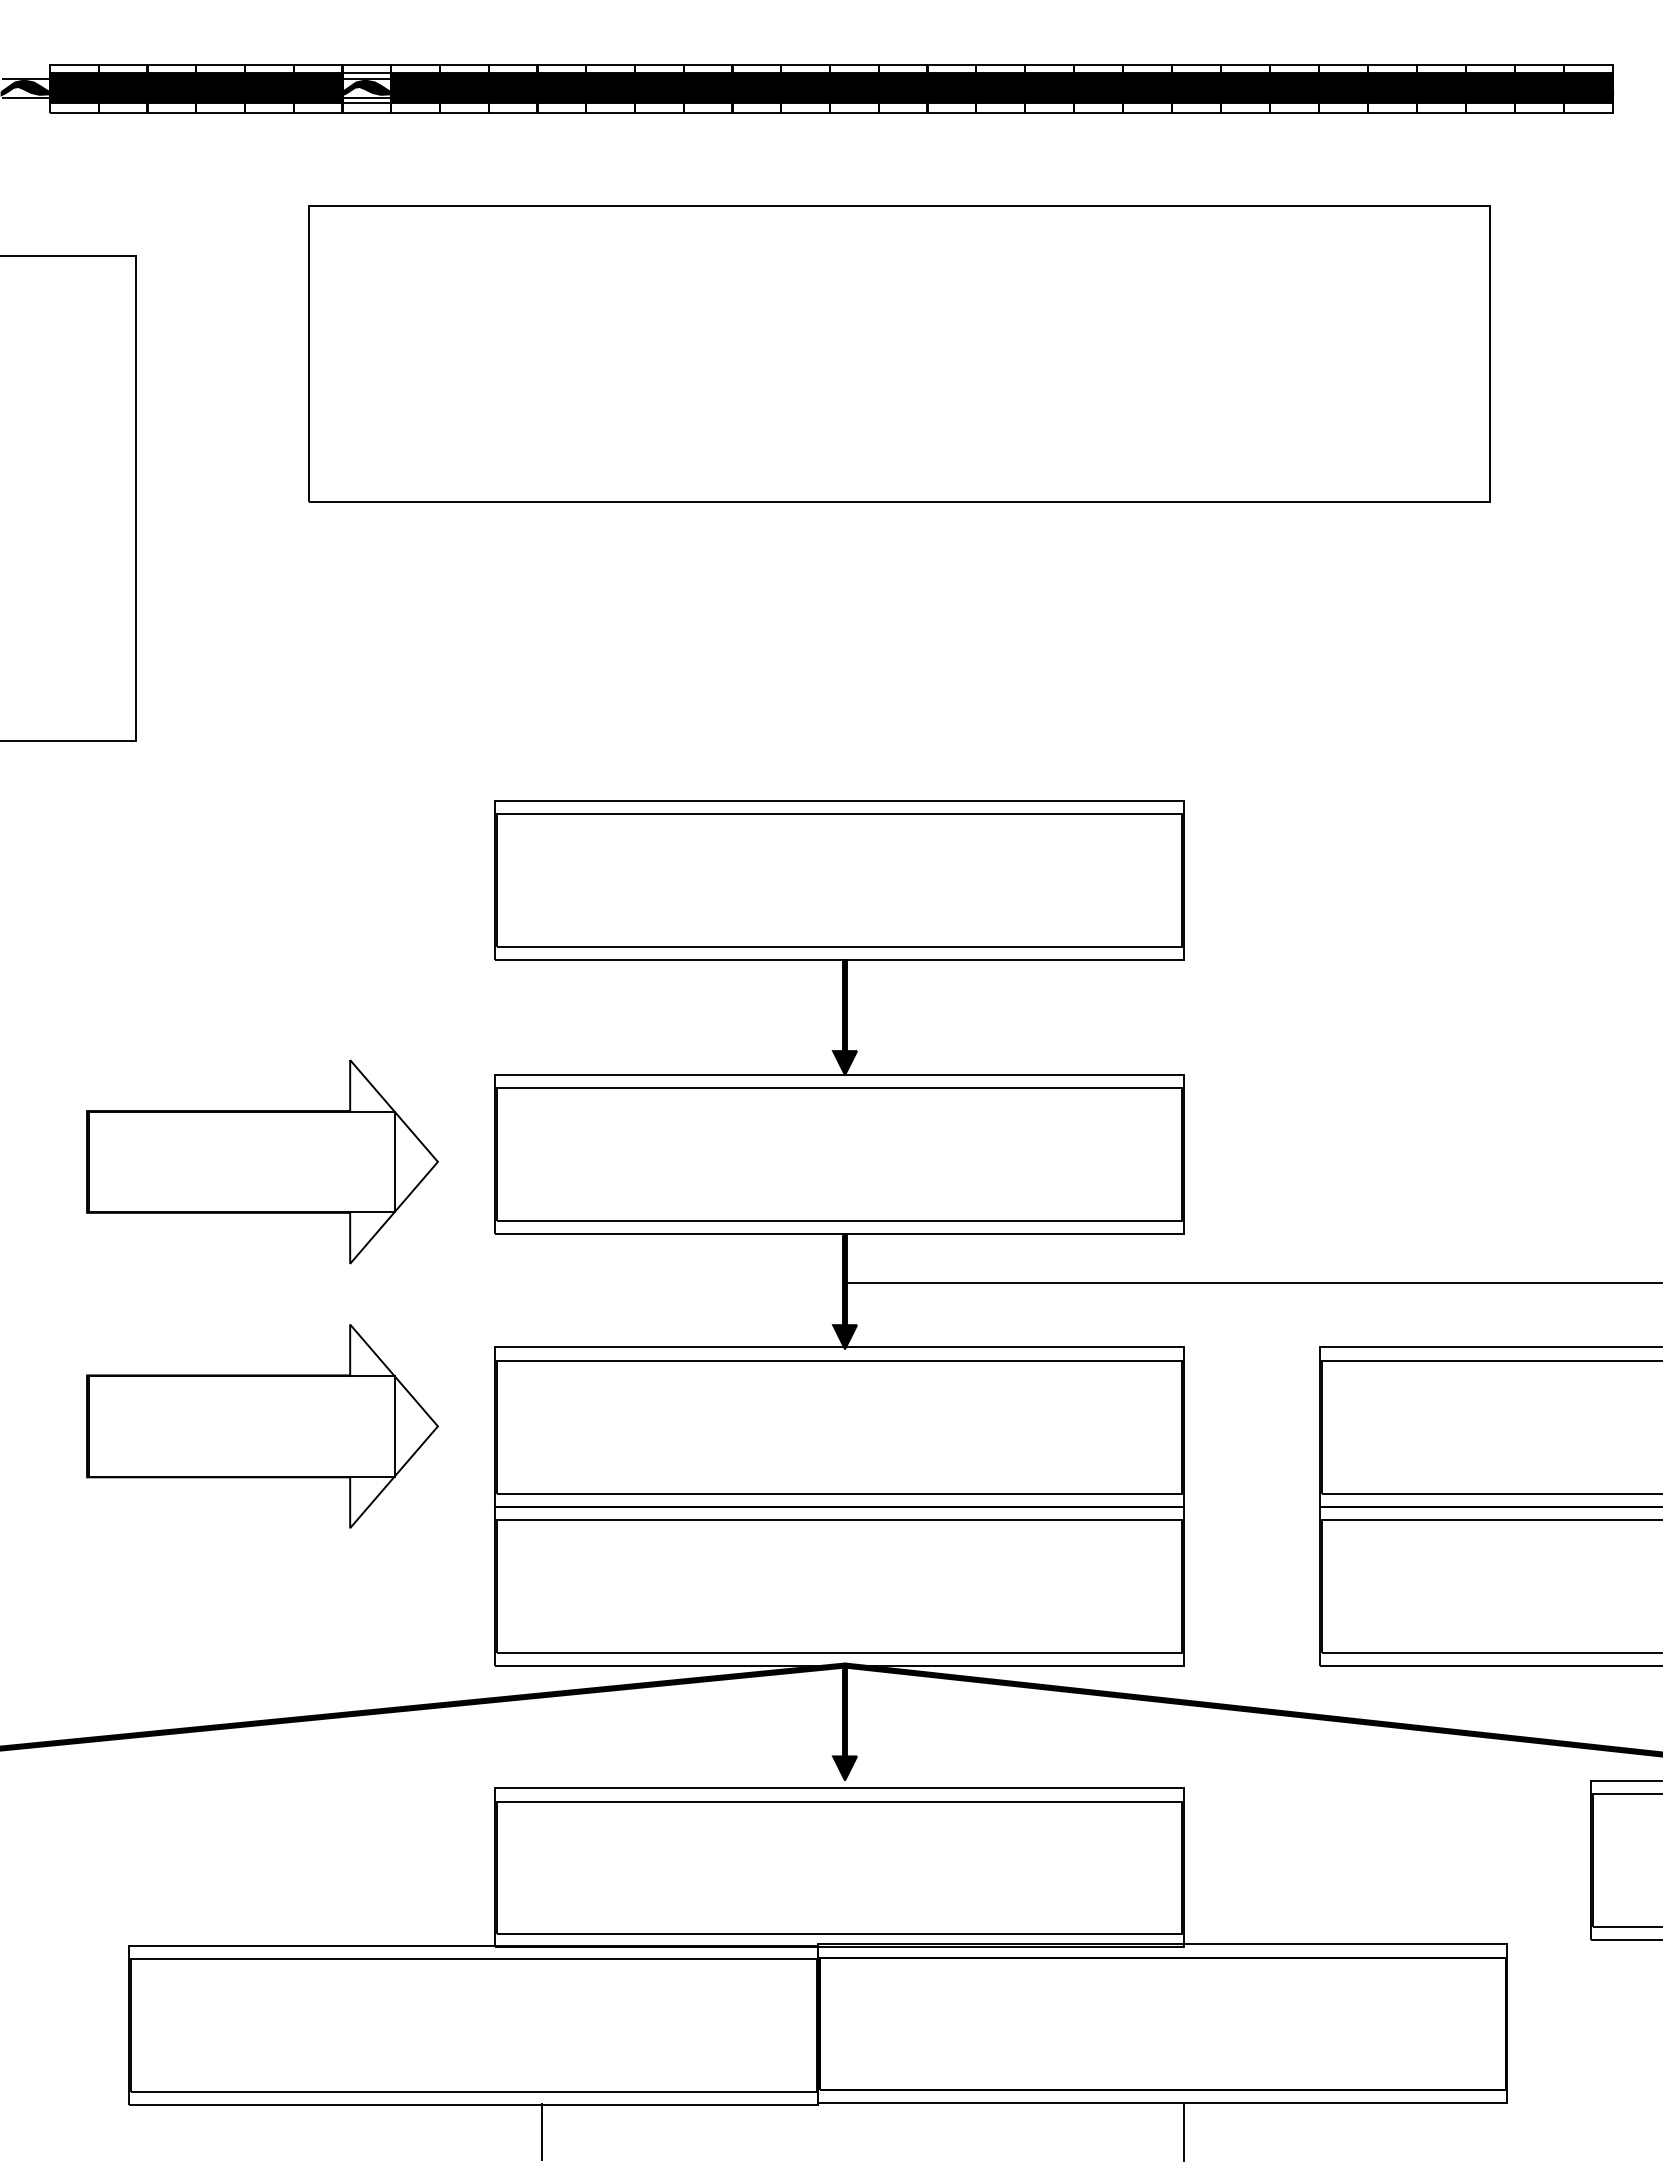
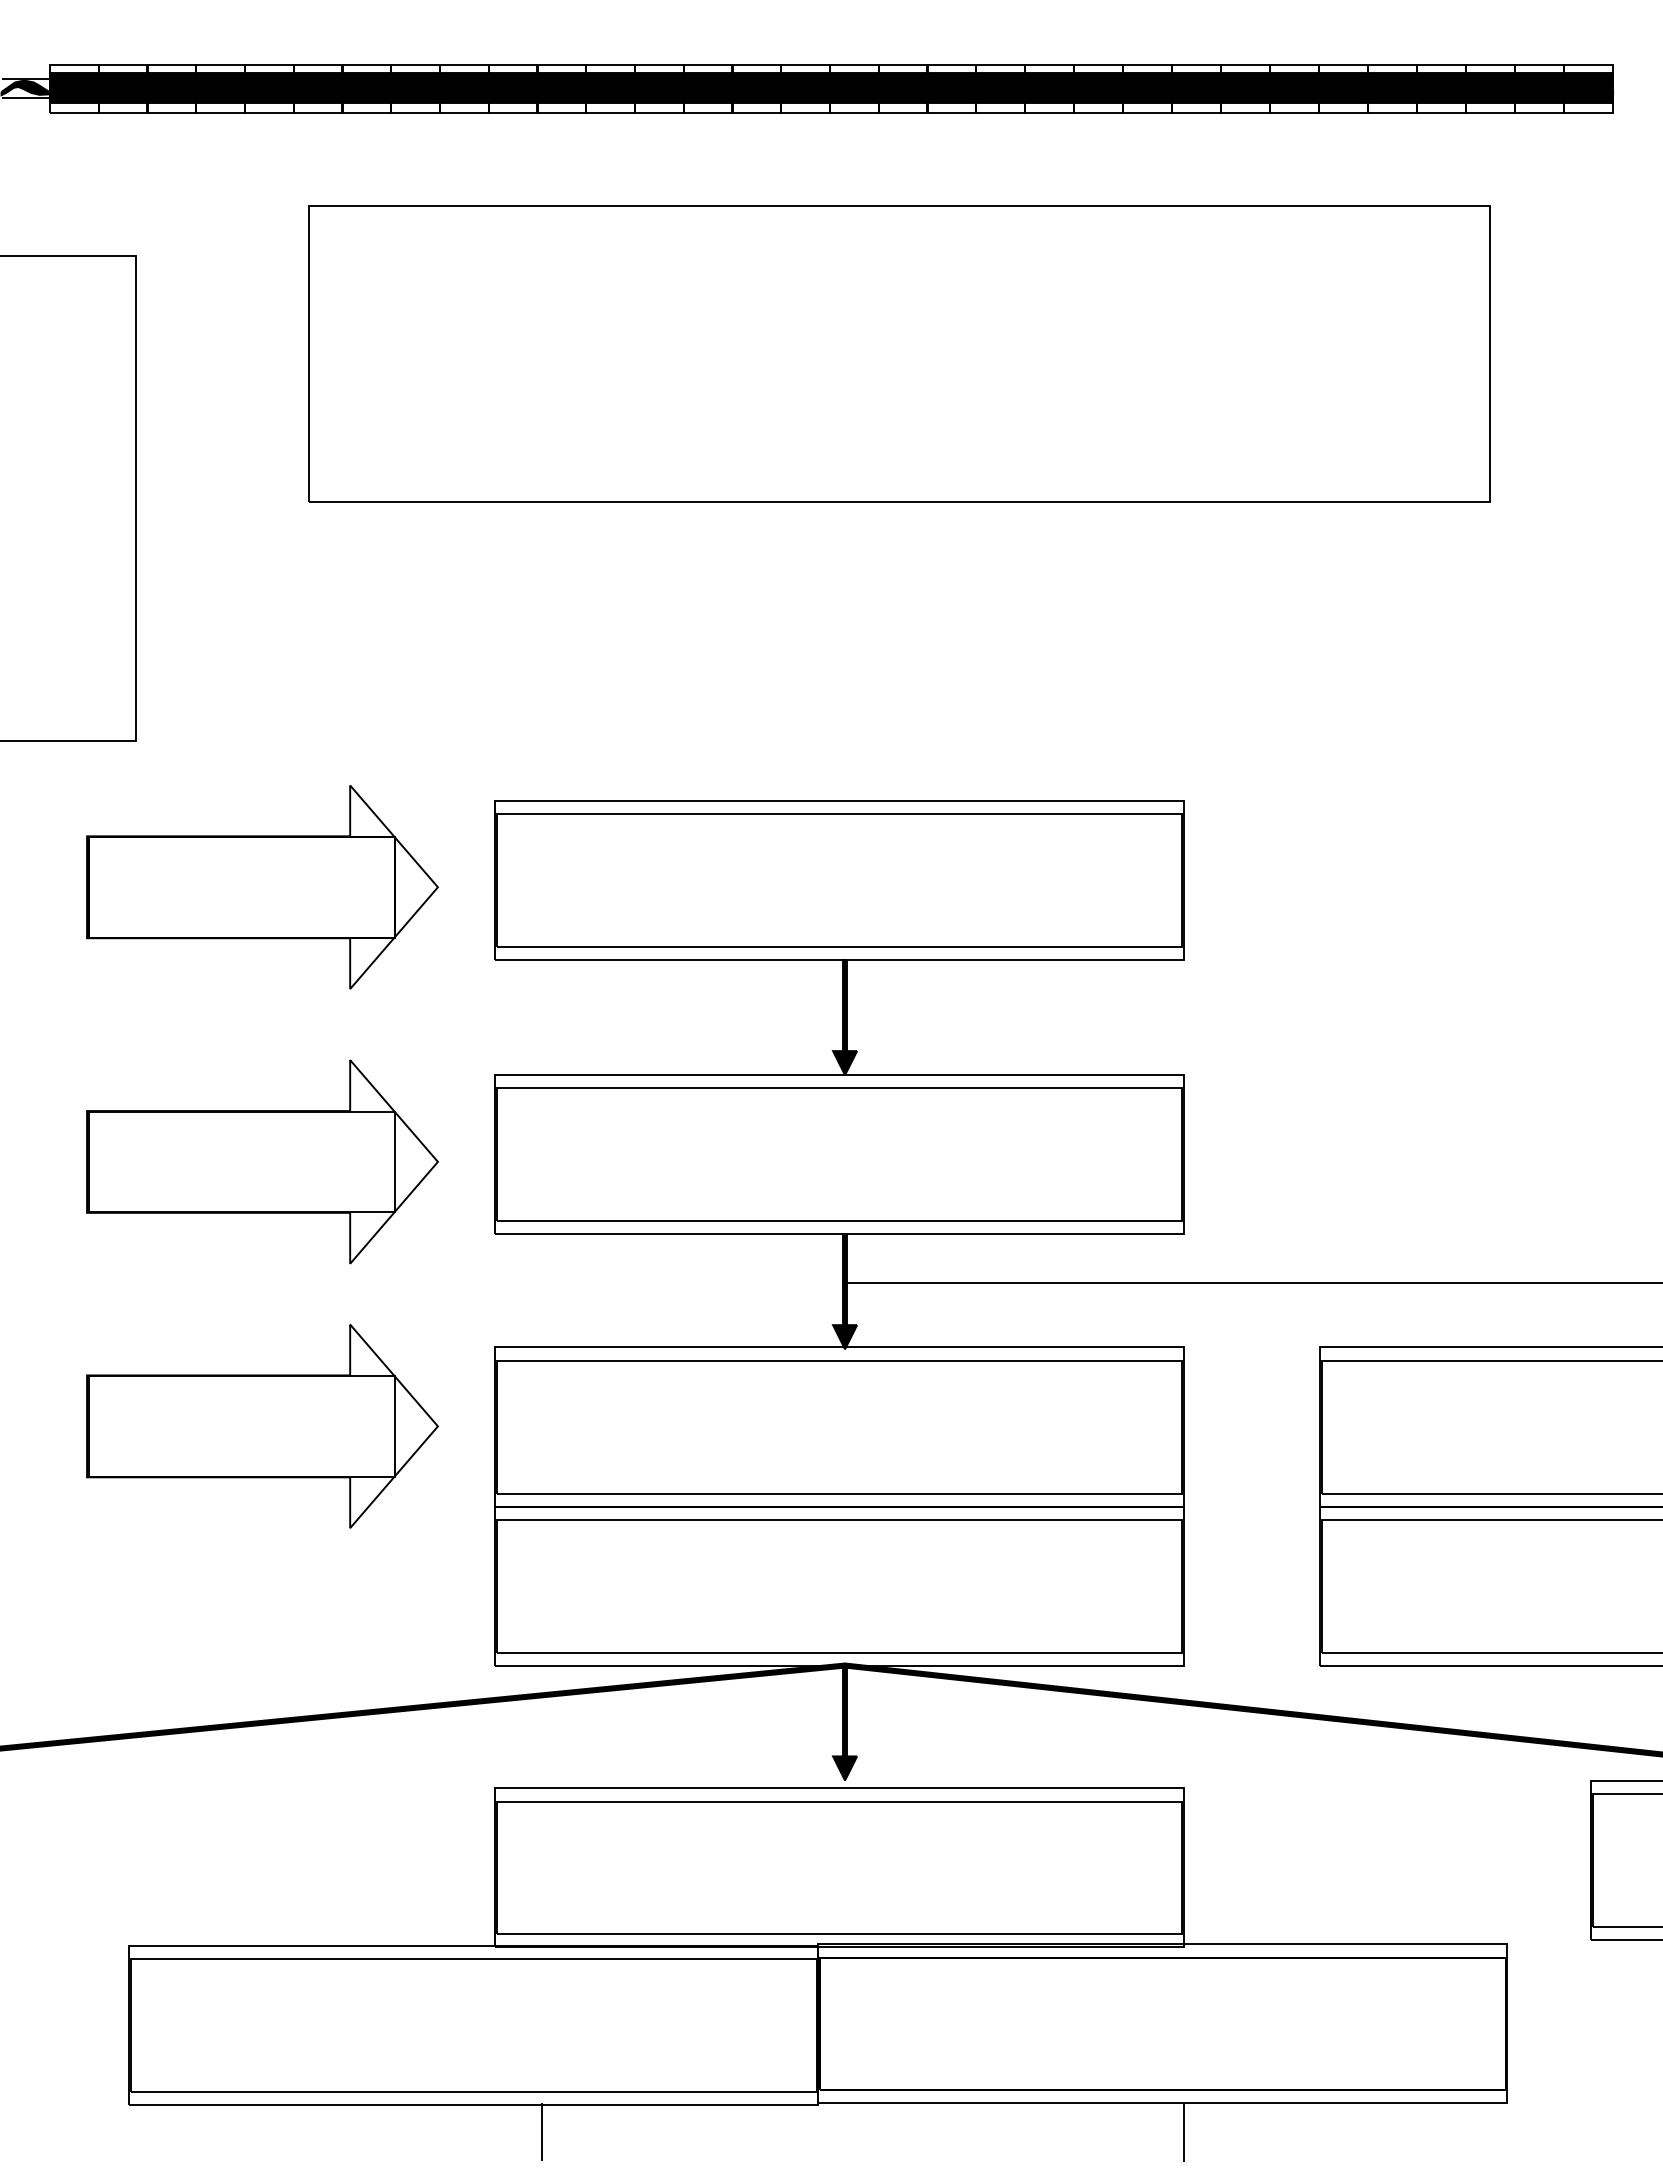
fill: none -> present (366, 87)
part: none -> present (262, 887)
